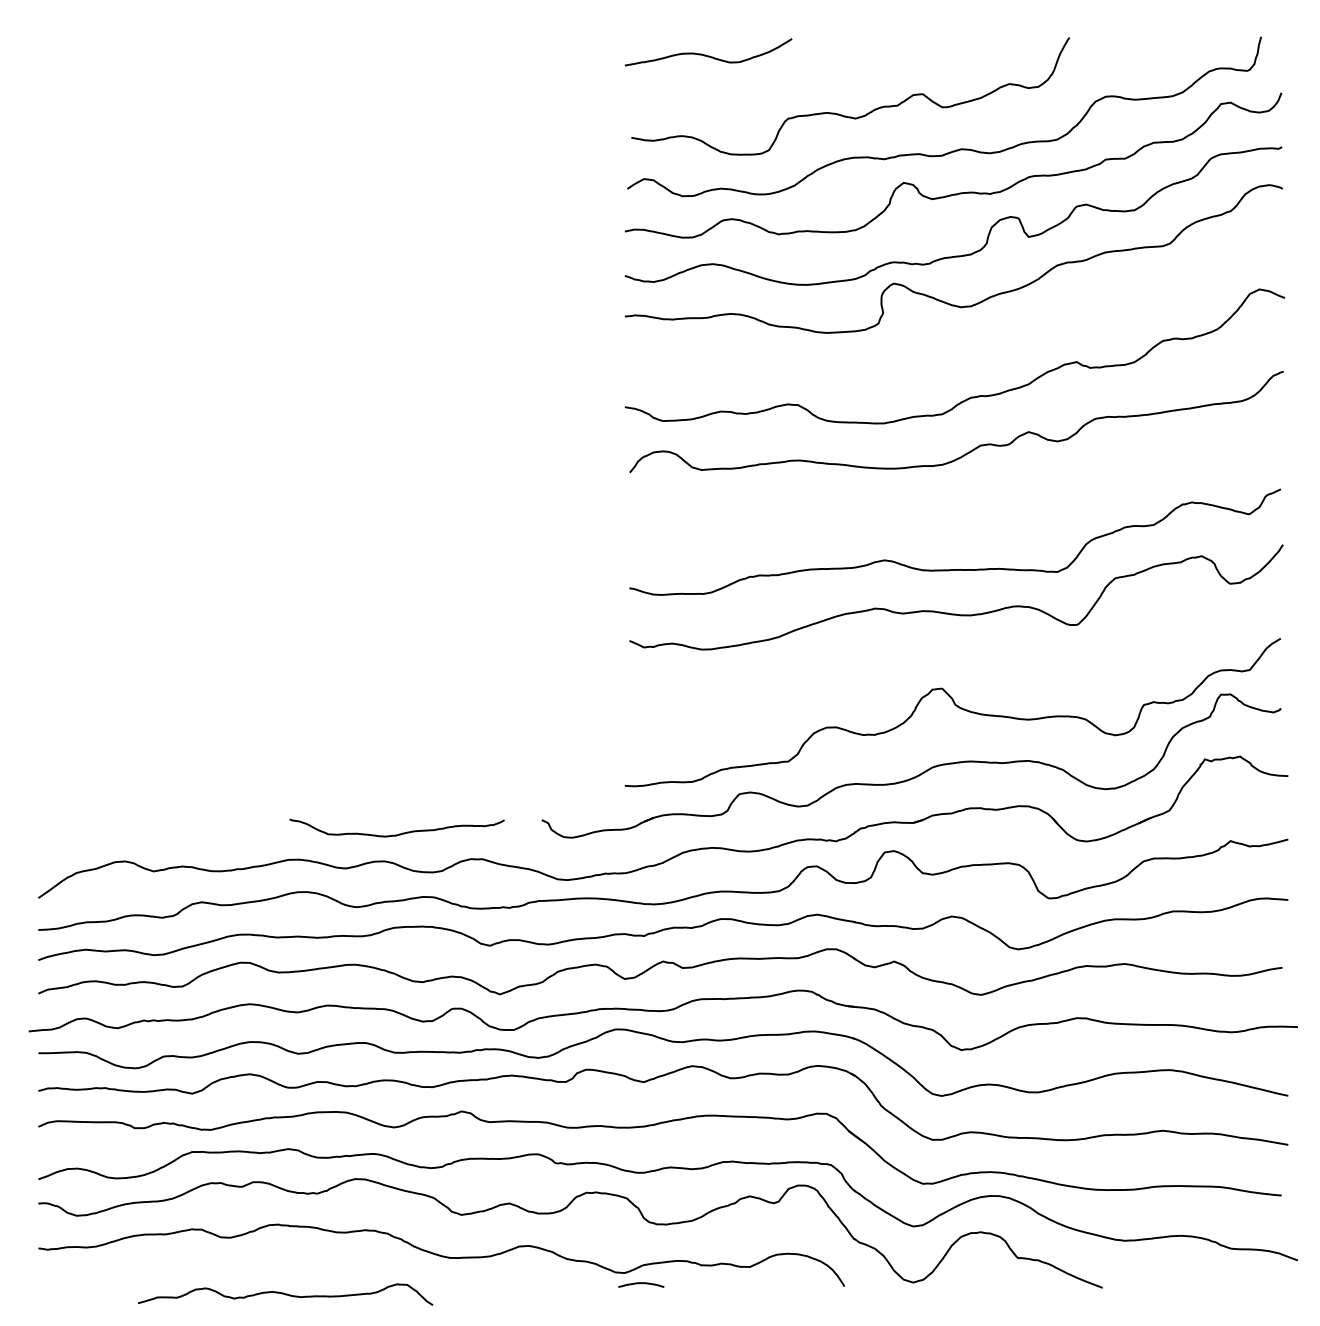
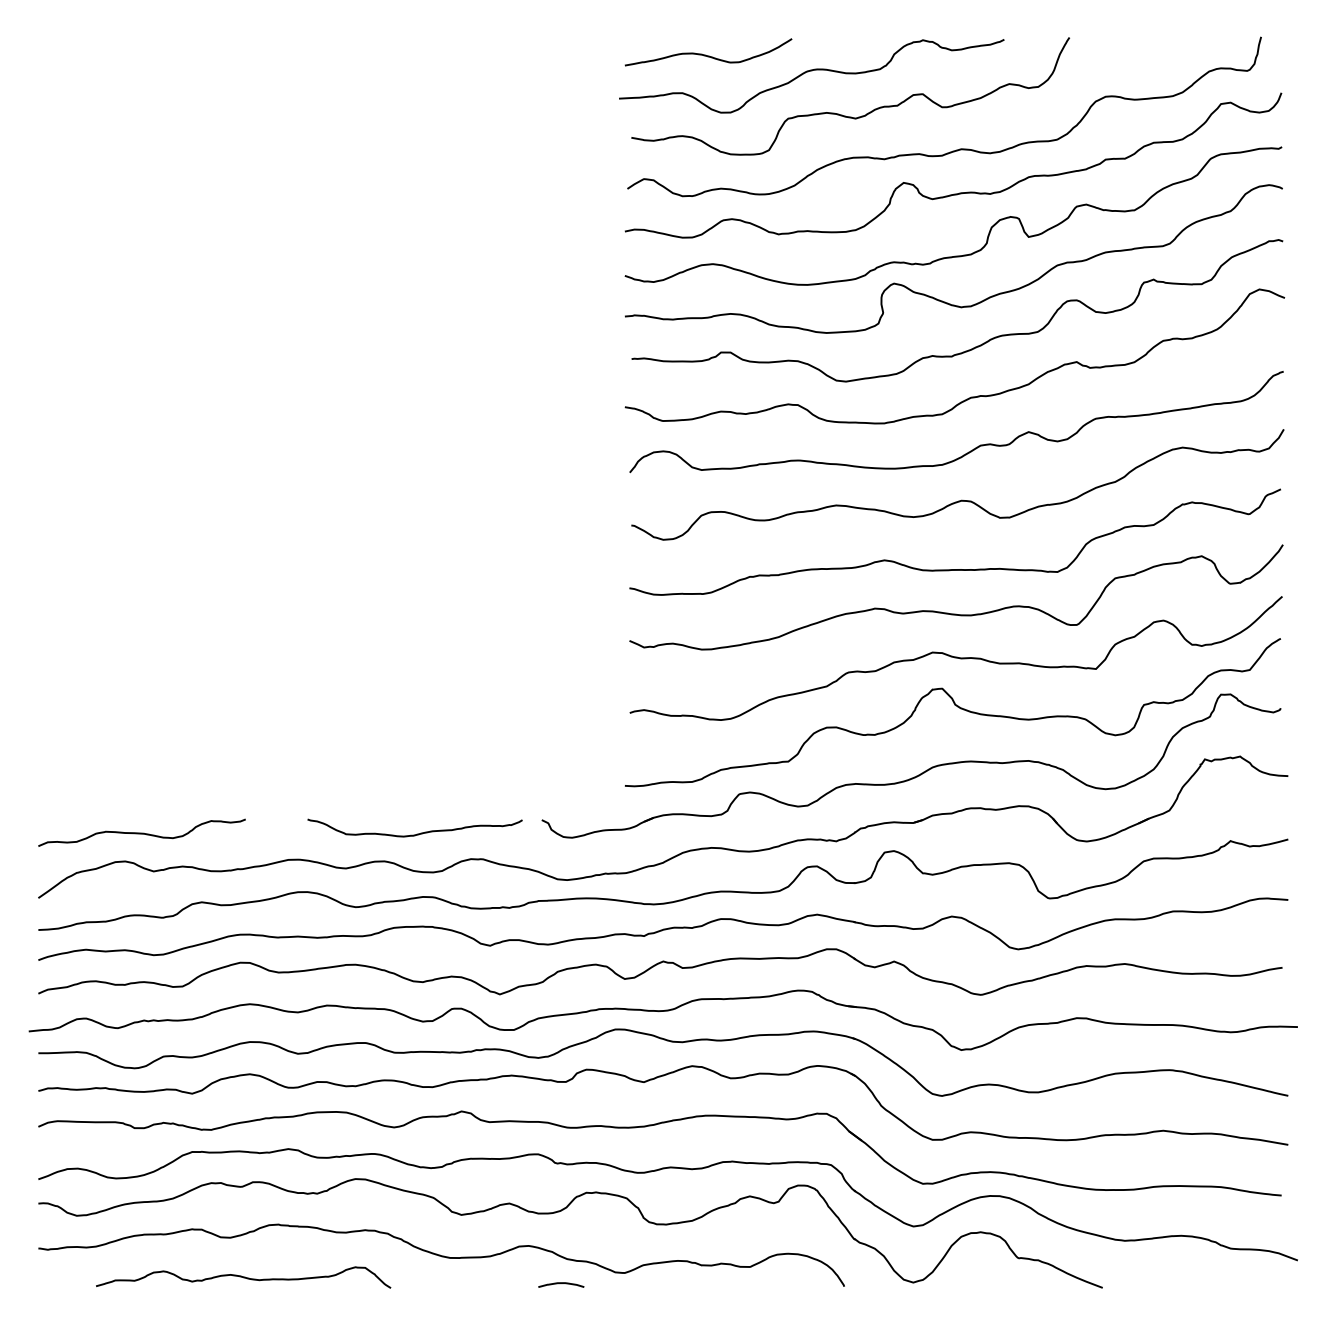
curve: none -> present (811, 71)
curve: none -> present (975, 346)
curve: none -> present (961, 499)
curve: none -> present (955, 658)
curve: none -> present (141, 832)
curve position: (399, 833) -> (417, 833) (417, 833)
curve position: (641, 1284) -> (561, 1284) (561, 1284)
curve position: (285, 1294) -> (243, 1277) (243, 1277)
